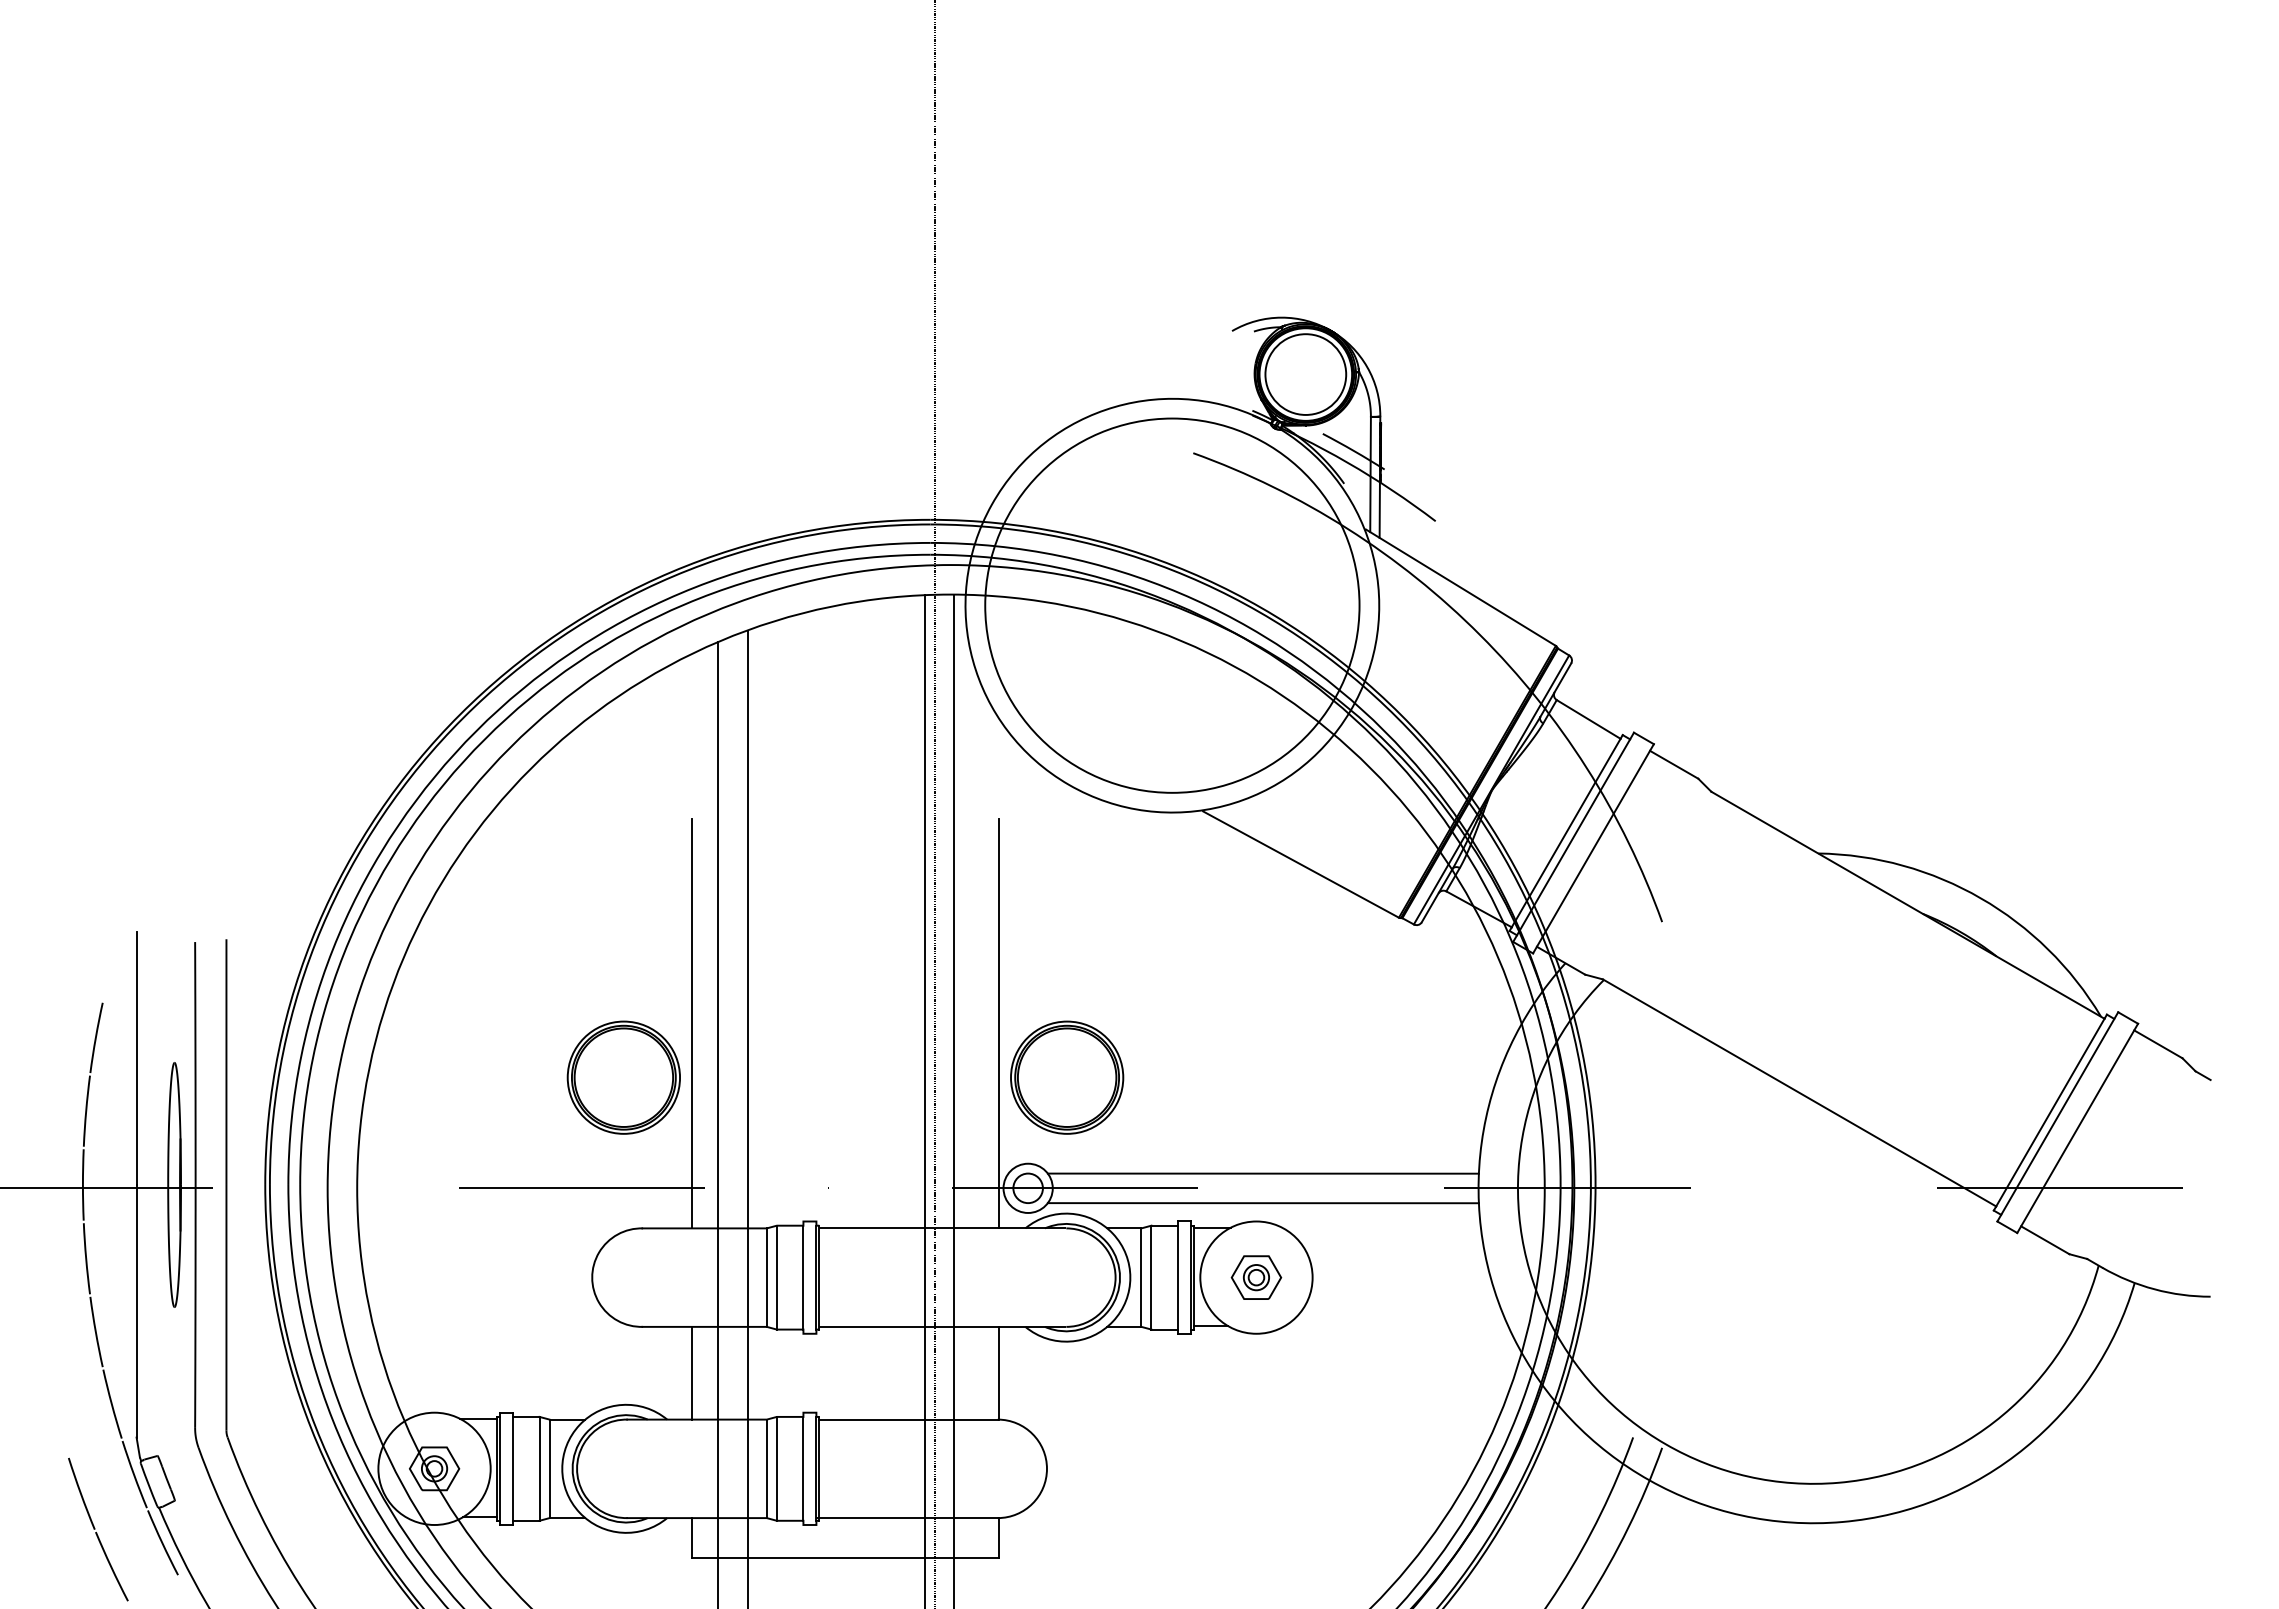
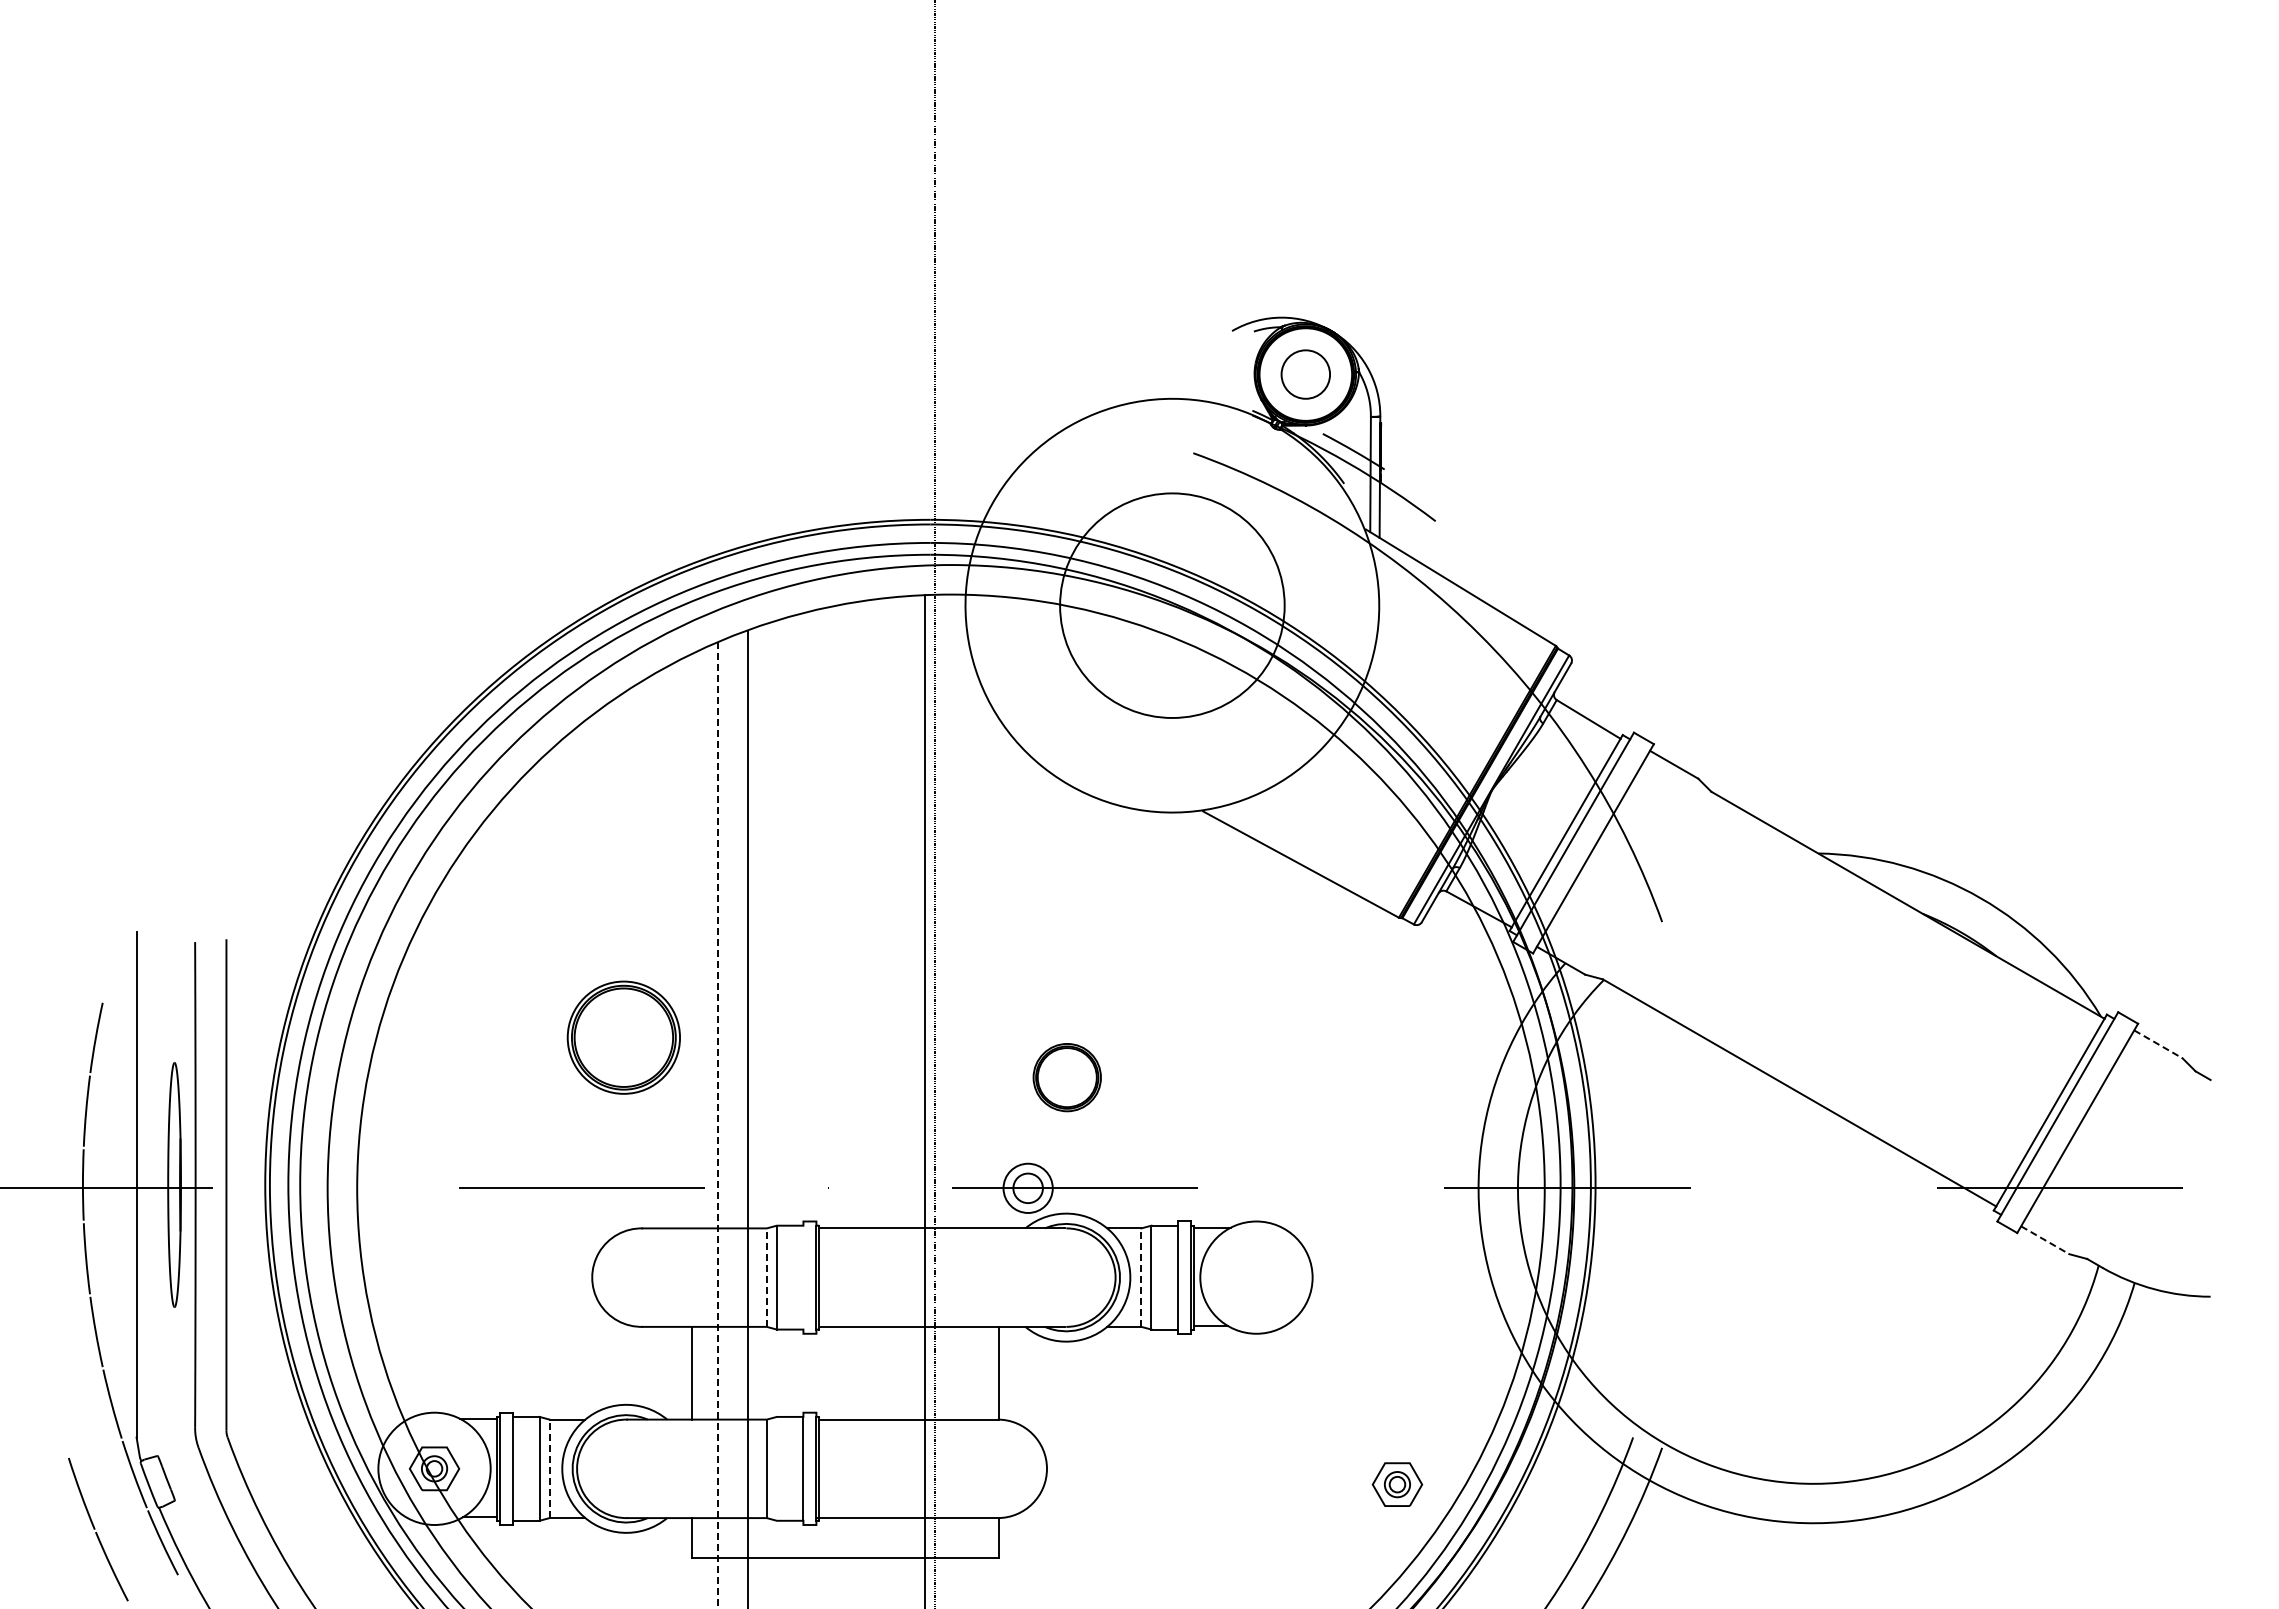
circle diameter: 81 px -> 48 px (1305, 374)
circle diameter: 374 px -> 225 px (1172, 605)
line: present -> none (691, 1023)
line: present -> none (999, 1023)
line: solid -> dashed (2158, 1044)
part position: (623, 1077) -> (623, 1037) (623, 1037)
part size: 115x115 px -> 70x70 px (1066, 1077)
line: present -> none (954, 1099)
line: solid -> dashed (717, 1125)
line: present -> none (1262, 1173)
line: present -> none (1262, 1203)
line: solid -> dashed (2045, 1240)
line: solid -> dashed (766, 1277)
line: present -> none (803, 1277)
line: solid -> dashed (1141, 1277)
part position: (1256, 1277) -> (1397, 1484) (1397, 1484)
line: solid -> dashed (549, 1468)
line: present -> none (776, 1468)
